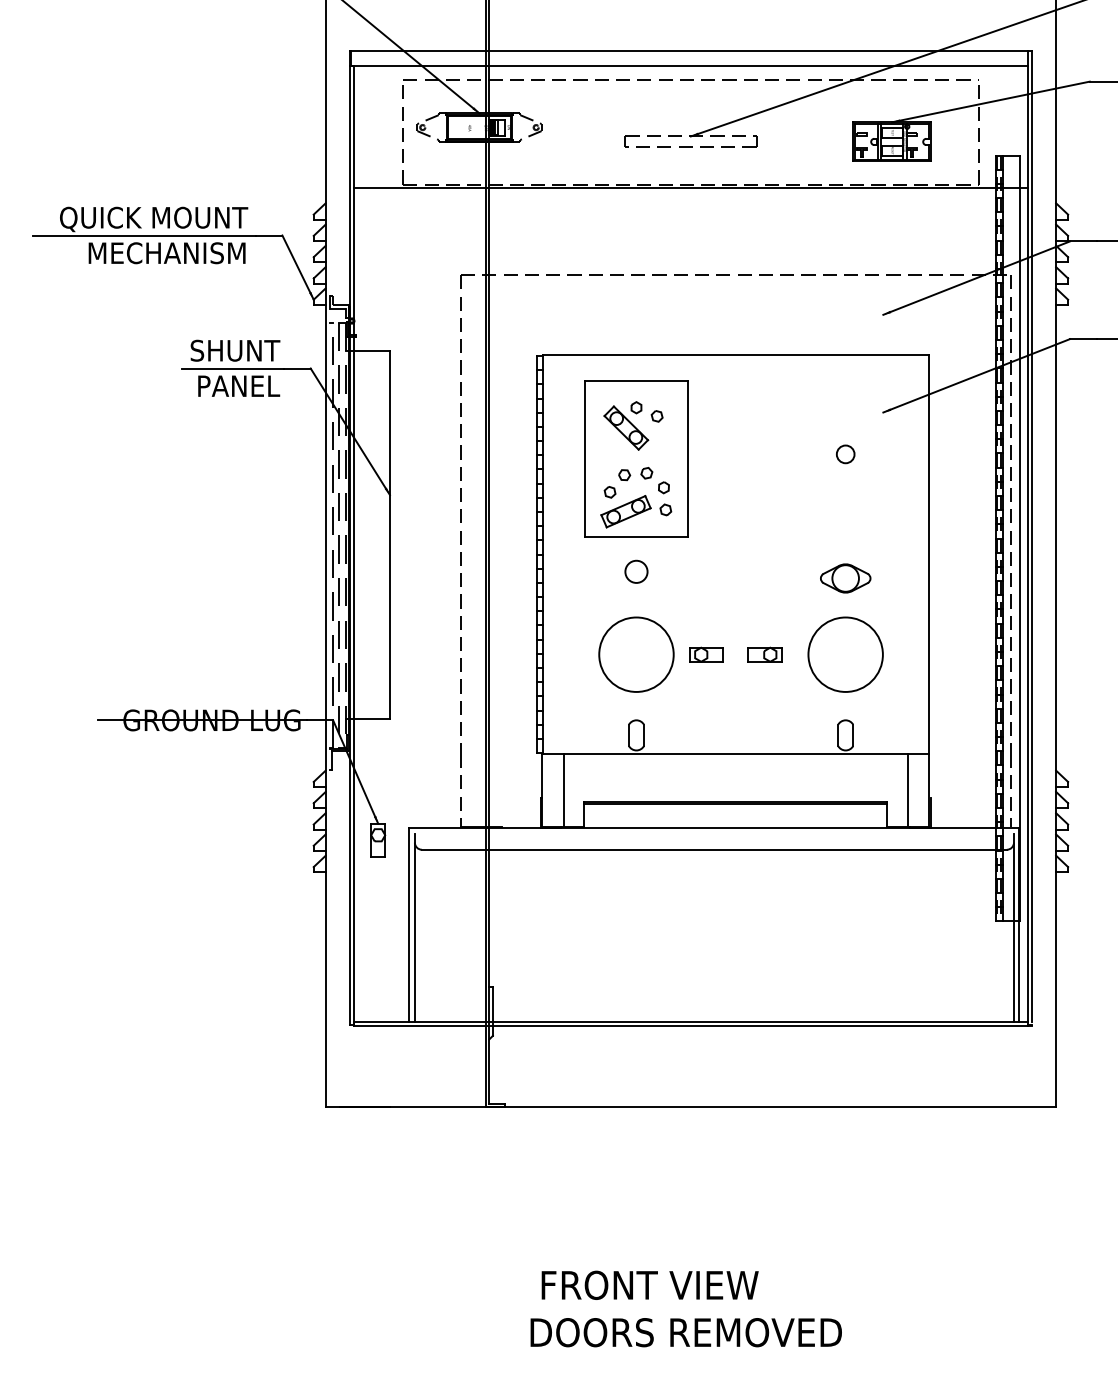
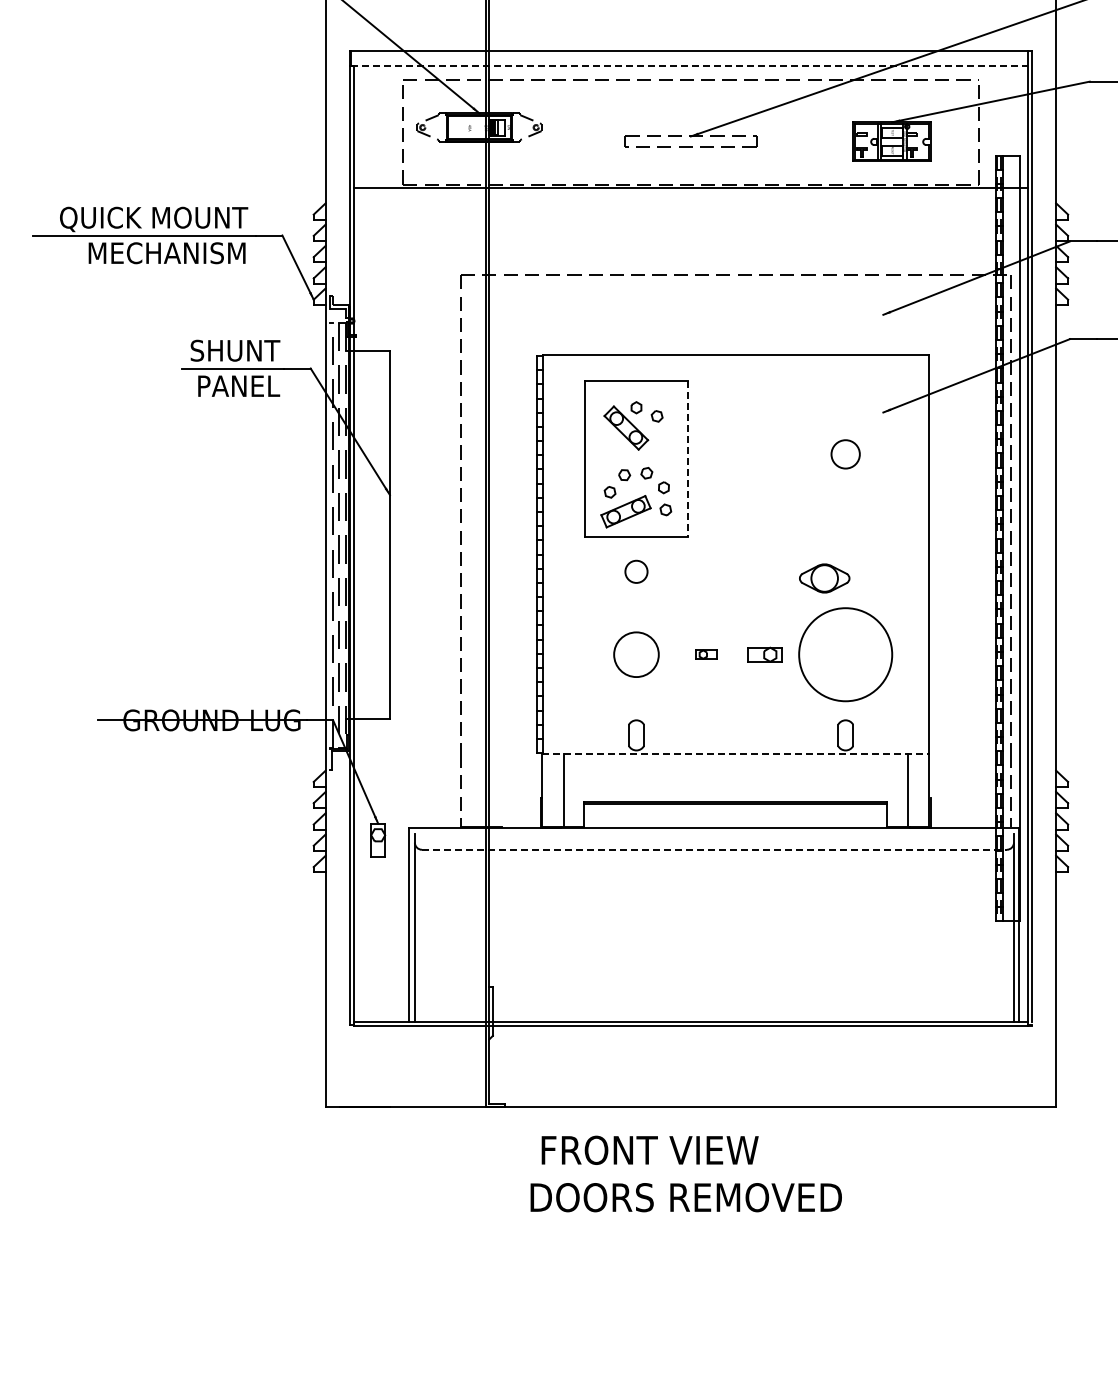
line: solid -> dashed (689, 65)
circle diameter: 18 px -> 28 px (845, 454)
line: solid -> dashed (687, 459)
part position: (845, 578) -> (824, 578) (824, 578)
circle diameter: 74 px -> 45 px (636, 654)
part size: 35x17 px -> 23x11 px (706, 654)
circle diameter: 74 px -> 93 px (845, 654)
line: solid -> dashed (736, 754)
line: solid -> dashed (714, 849)
text position: (685, 1308) -> (685, 1173) (685, 1173)
